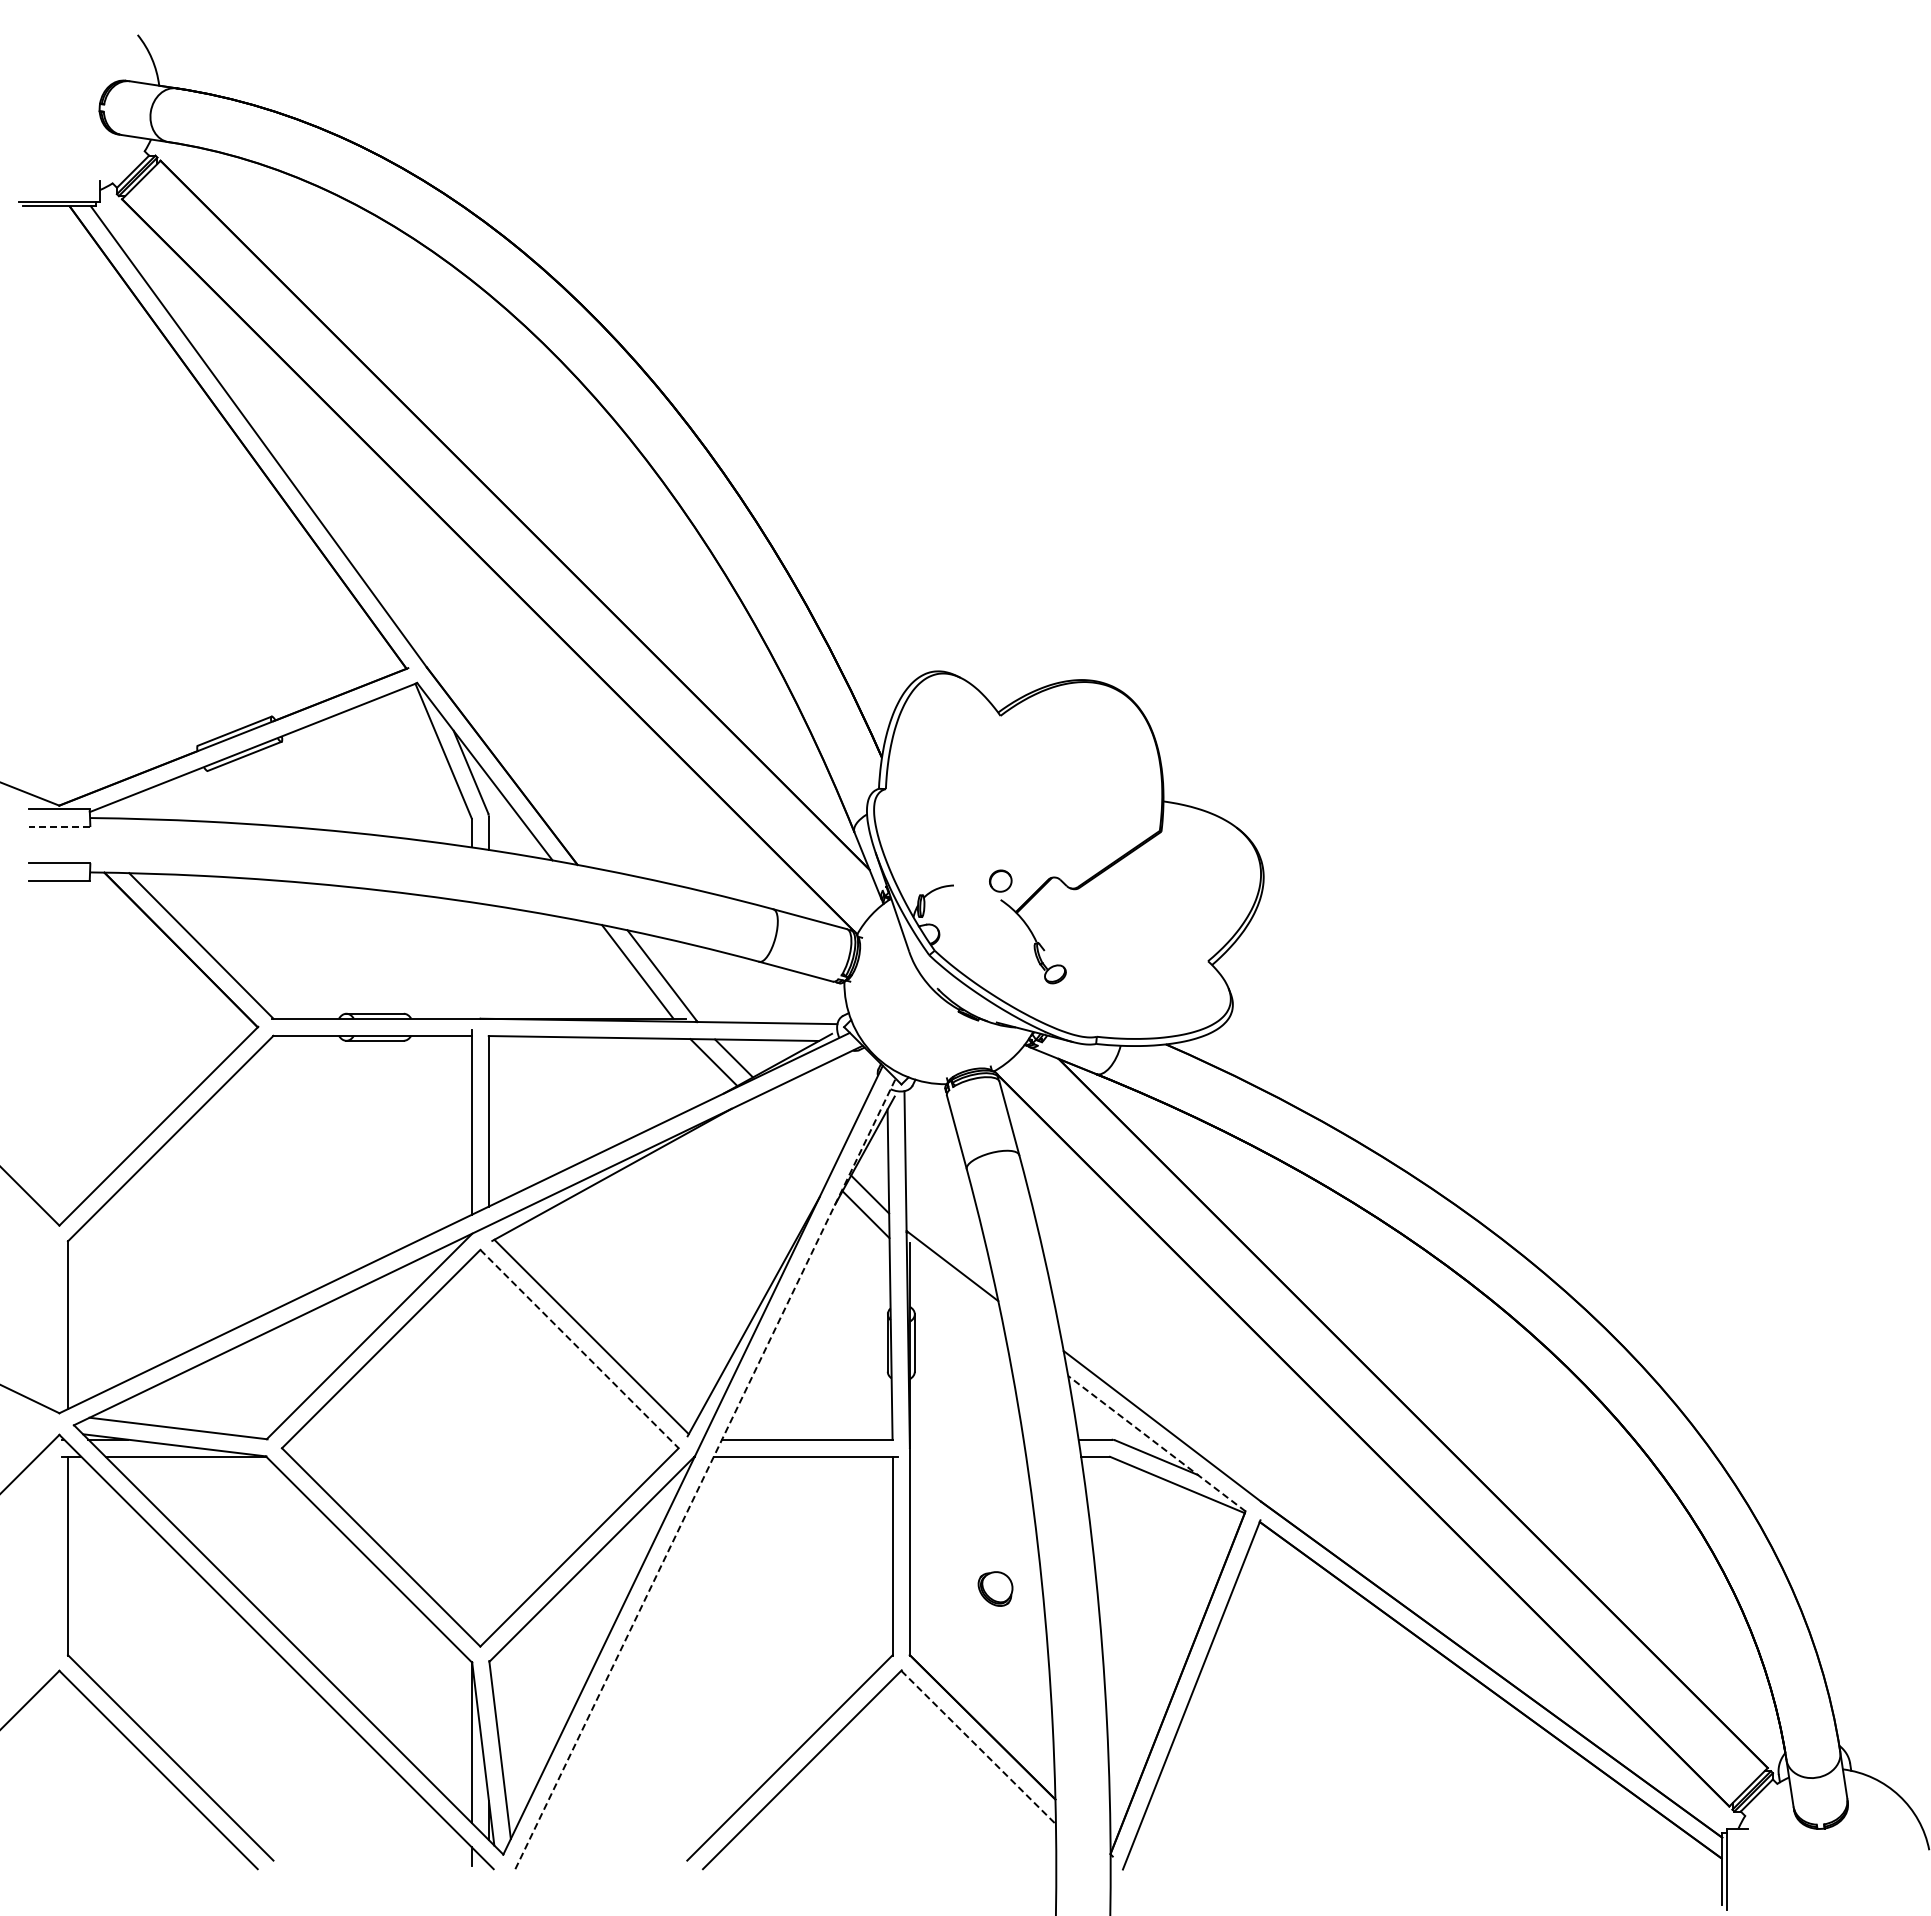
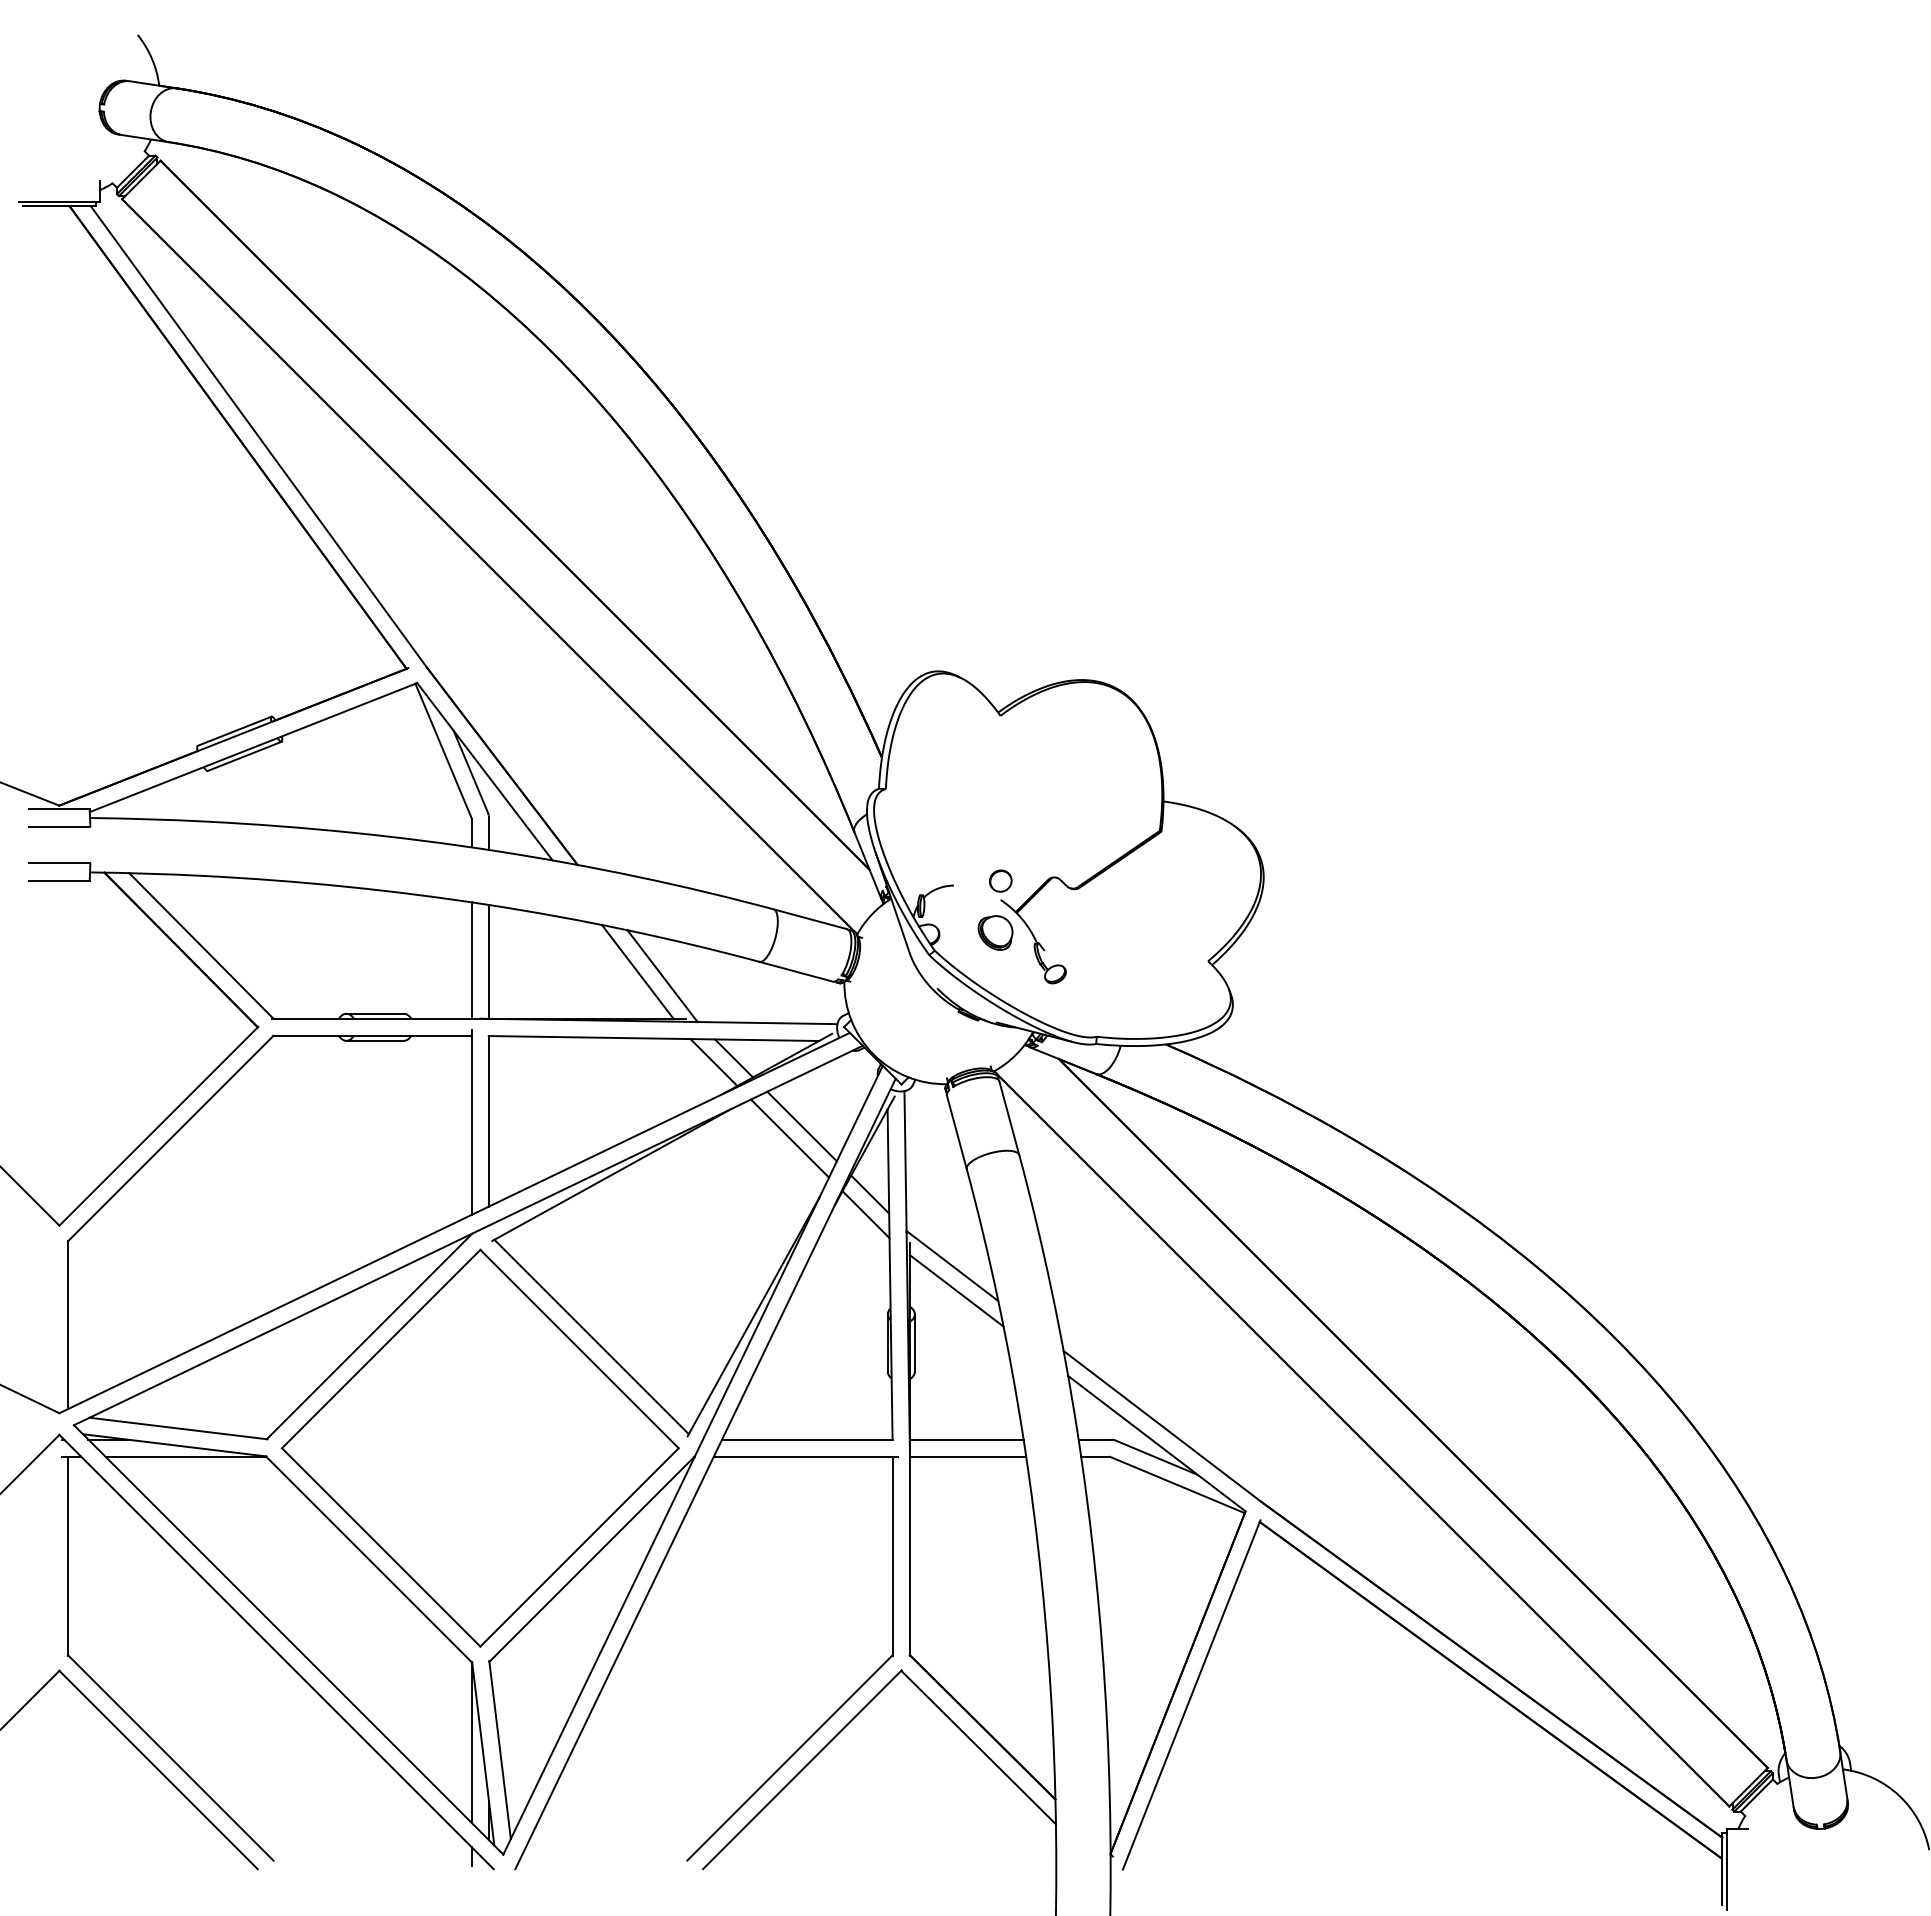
line: dashed -> solid (59, 827)
line: none -> present (471, 960)
line: none -> present (488, 961)
line: none -> present (801, 1126)
line: none -> present (789, 1138)
line: none -> present (956, 1290)
line: dashed -> solid (579, 1349)
line: none -> present (966, 1439)
line: dashed -> solid (1156, 1443)
line: none -> present (967, 1456)
line: dashed -> solid (705, 1473)
part position: (995, 1588) -> (995, 932) (995, 932)
line: dashed -> solid (978, 1747)
